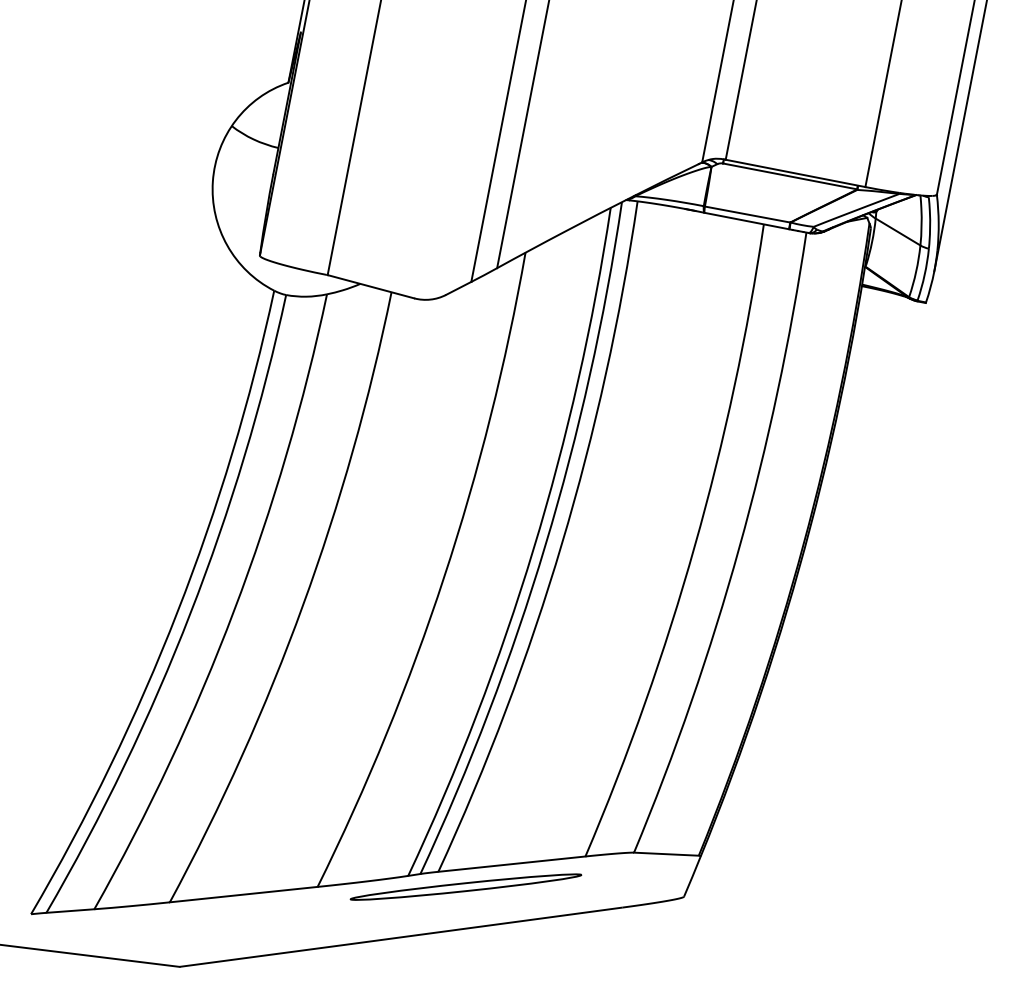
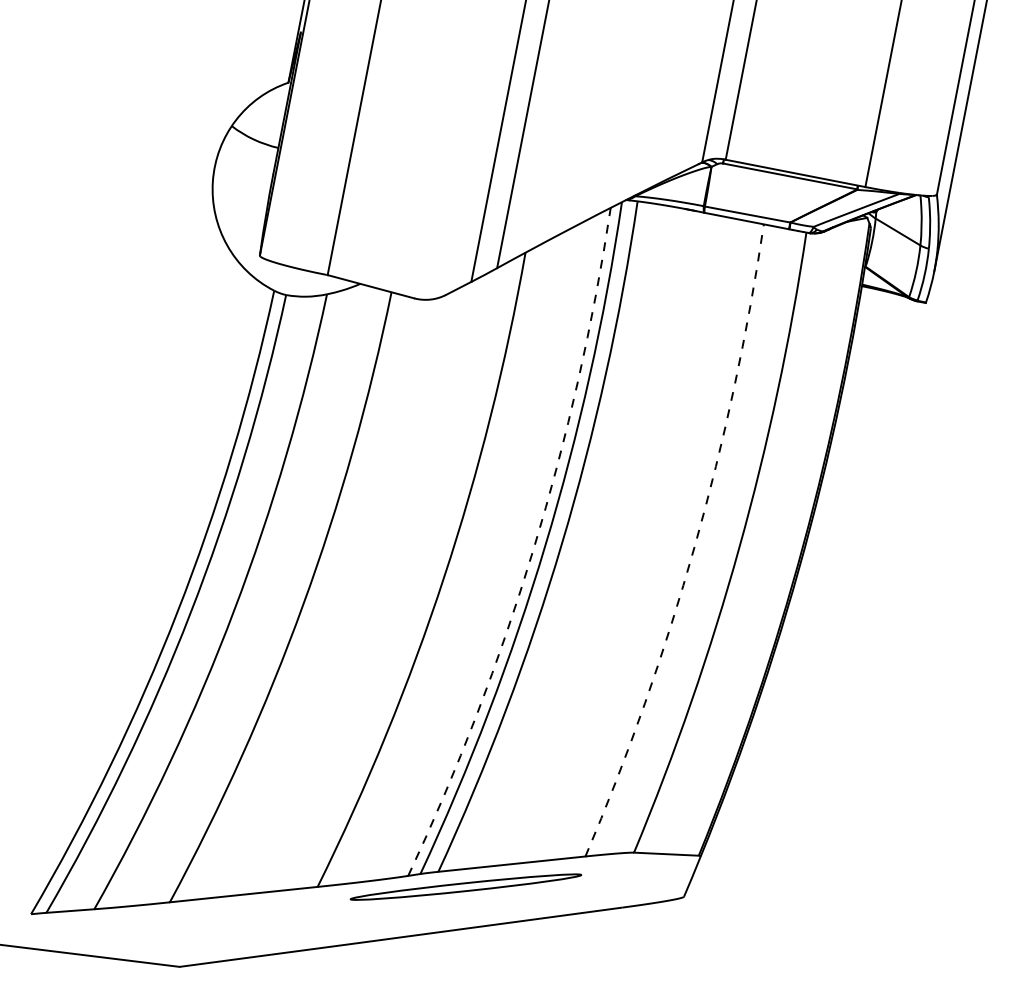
arc: solid -> dashed (694, 546)
arc: solid -> dashed (533, 549)
